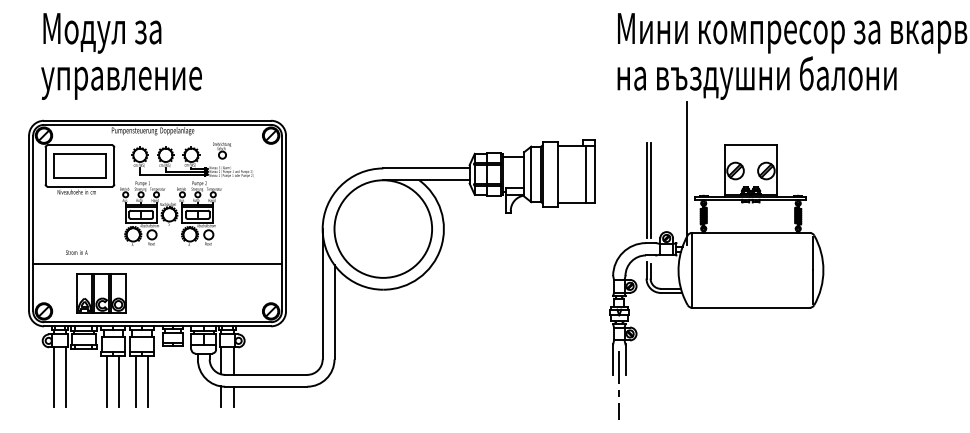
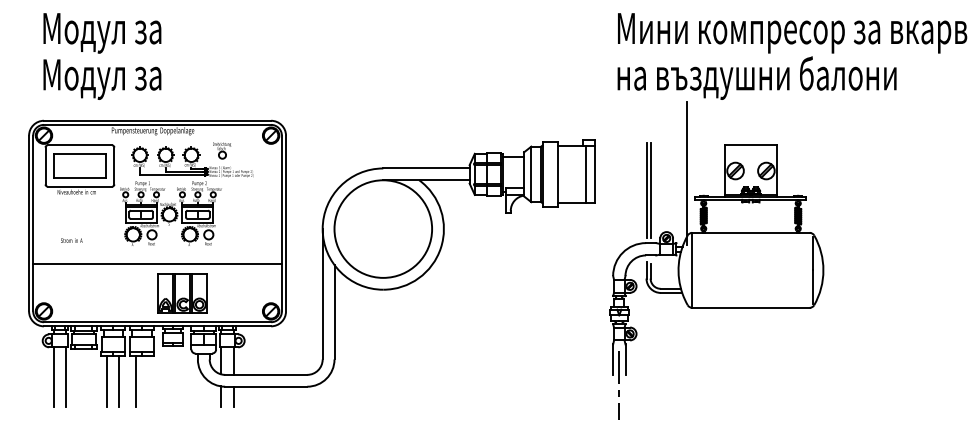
text: управление -> Модул за (121, 79)
text position: (76, 252) -> (71, 240) (71, 240)
part position: (101, 293) -> (182, 293) (182, 293)
line: present -> none (148, 380)
